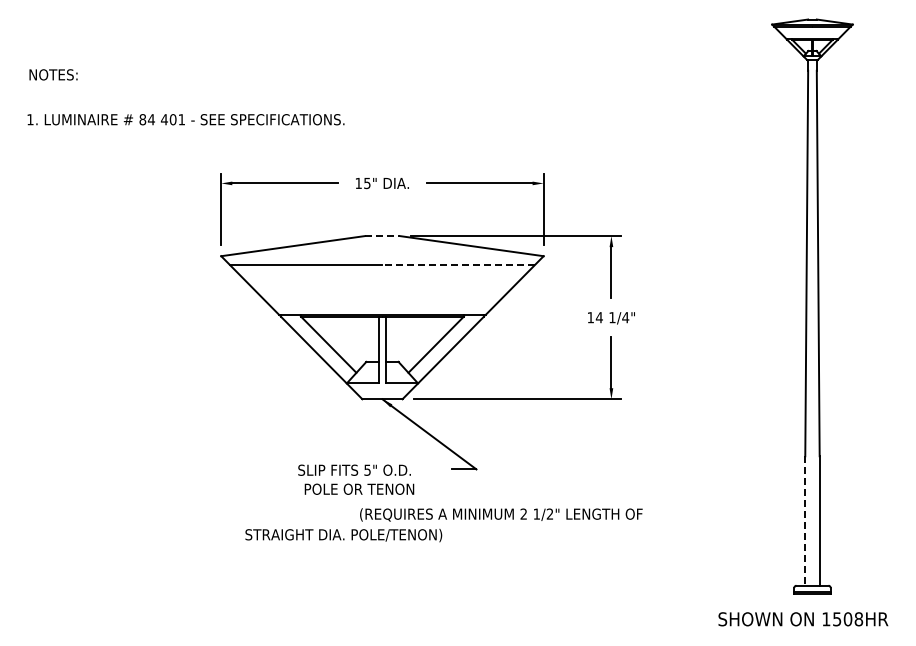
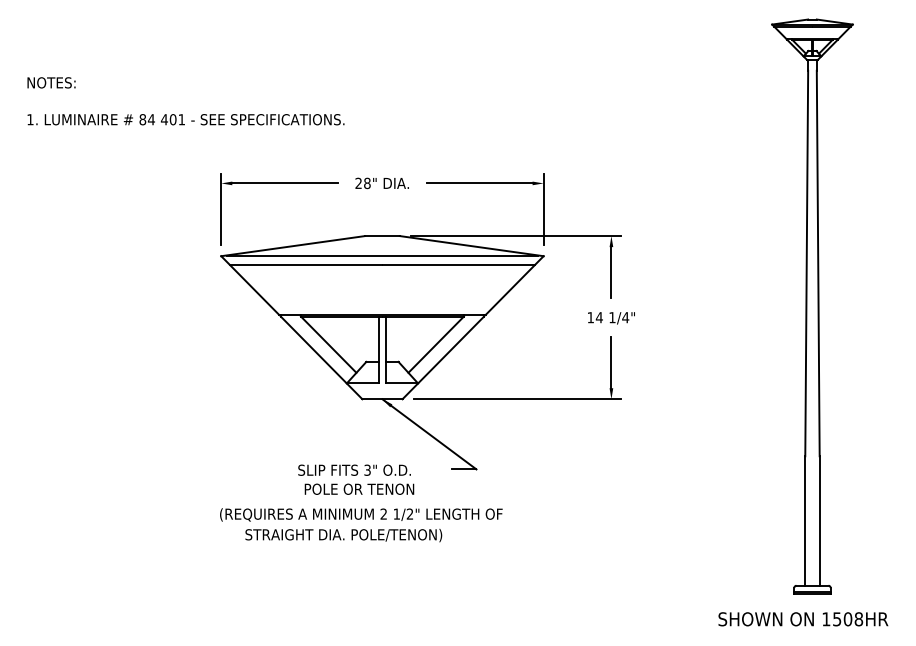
text position: (53, 74) -> (51, 82) (51, 82)
text: 15" -> 28" (362, 182)
line: dashed -> solid (382, 236)
line: none -> present (382, 256)
line: dashed -> solid (458, 264)
text: 5" -> 3" (367, 469)
text position: (501, 514) -> (361, 514) (361, 514)
line: dashed -> solid (805, 521)
